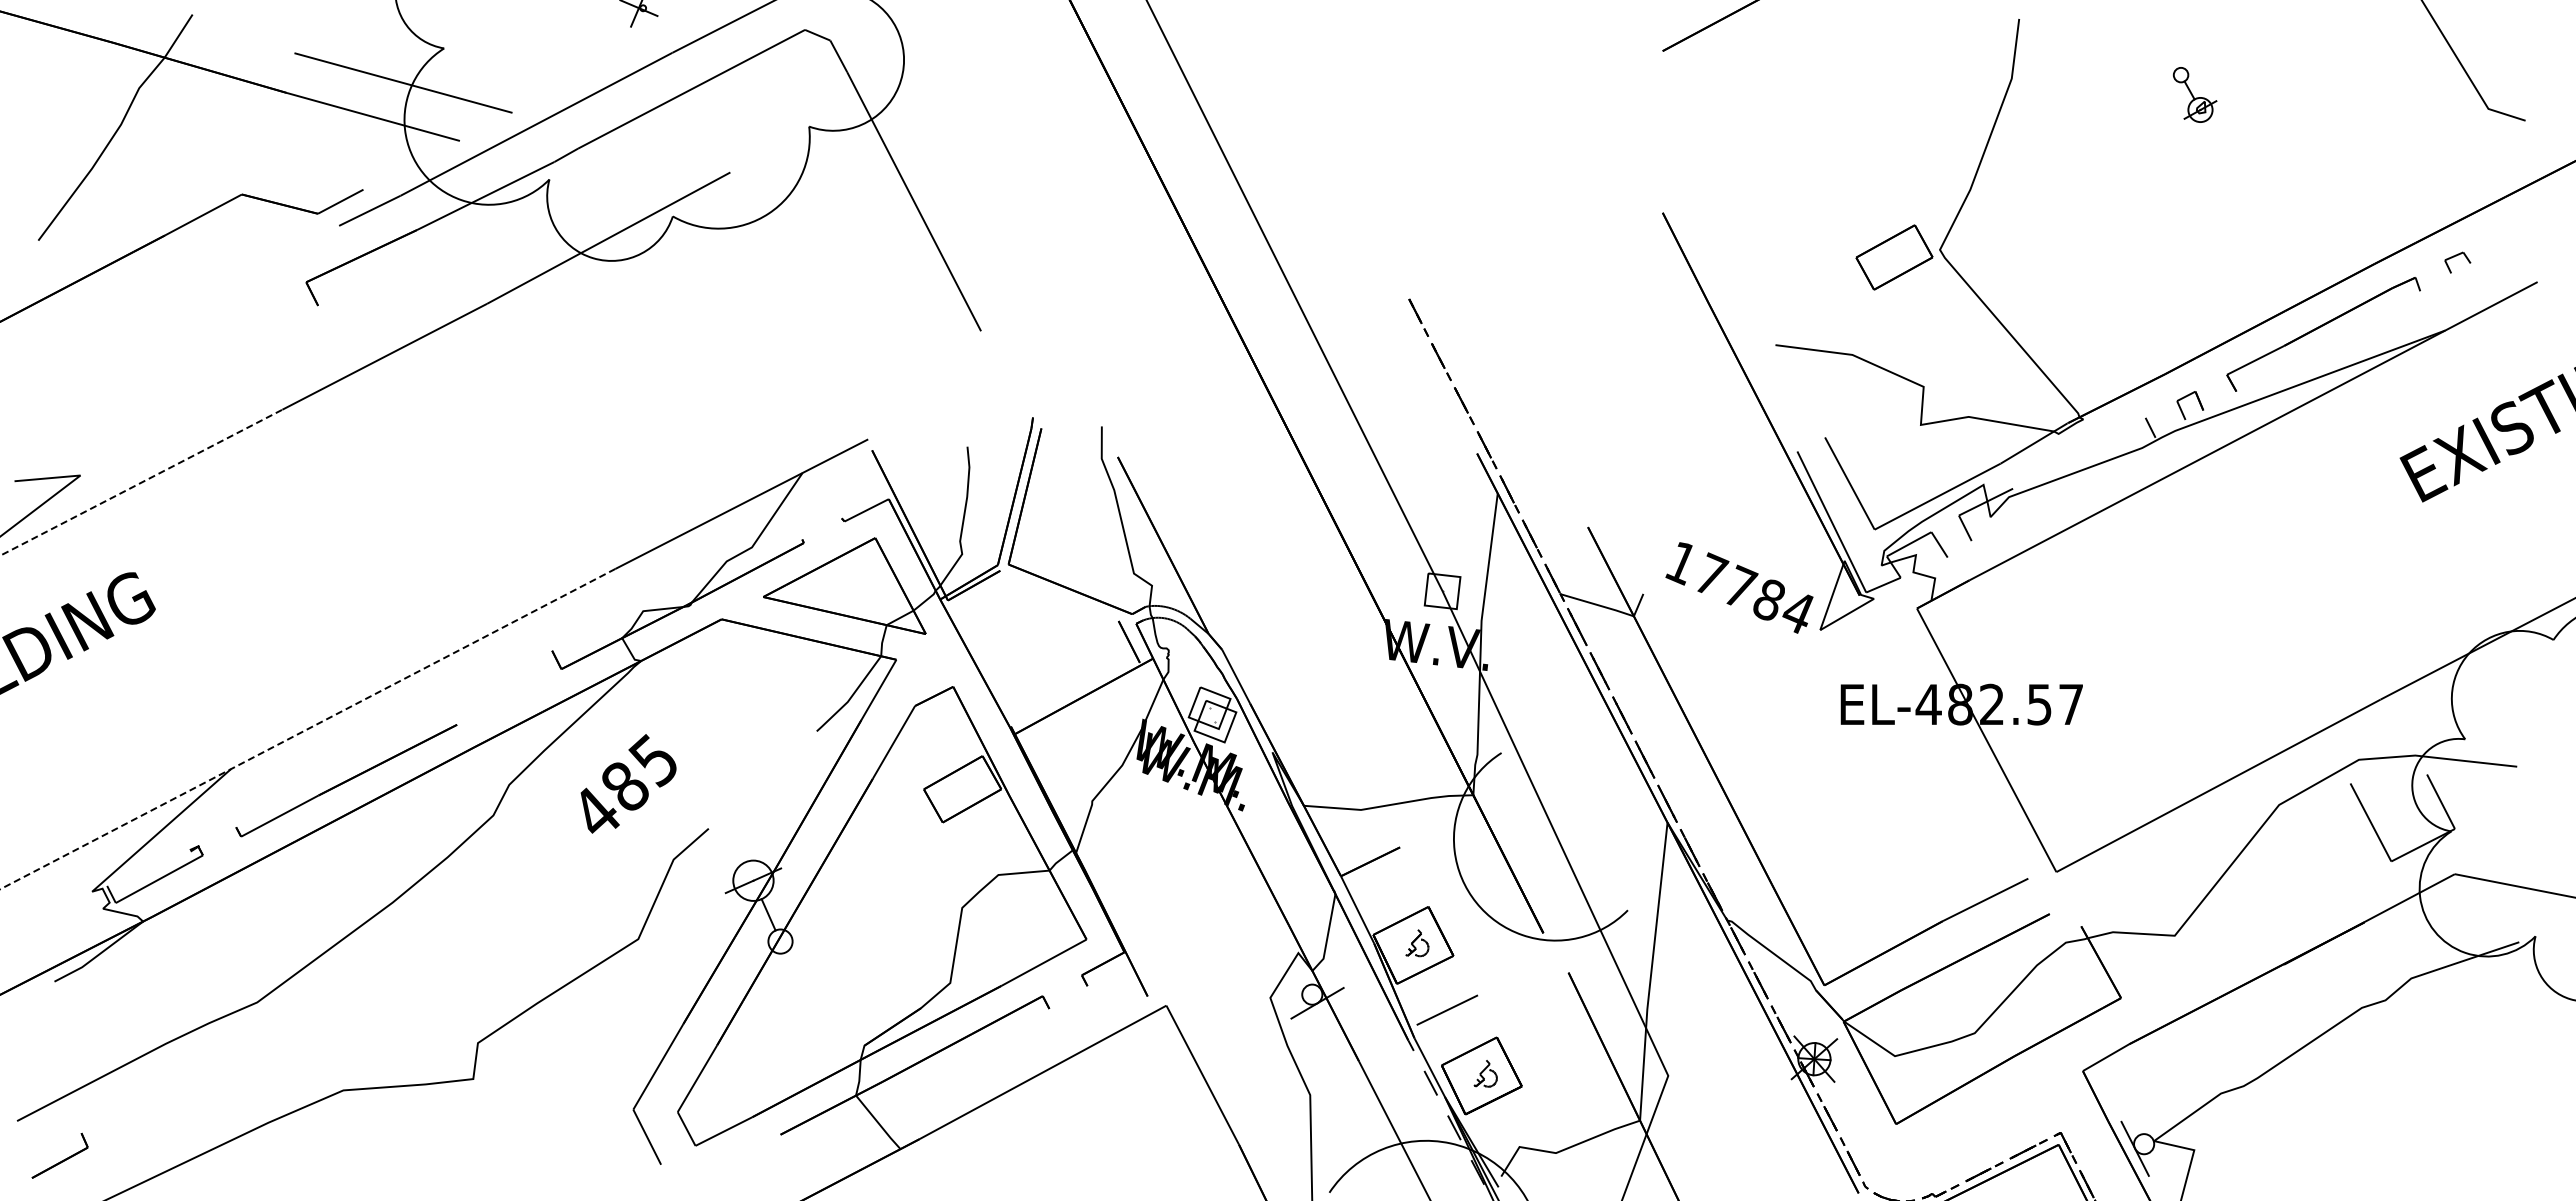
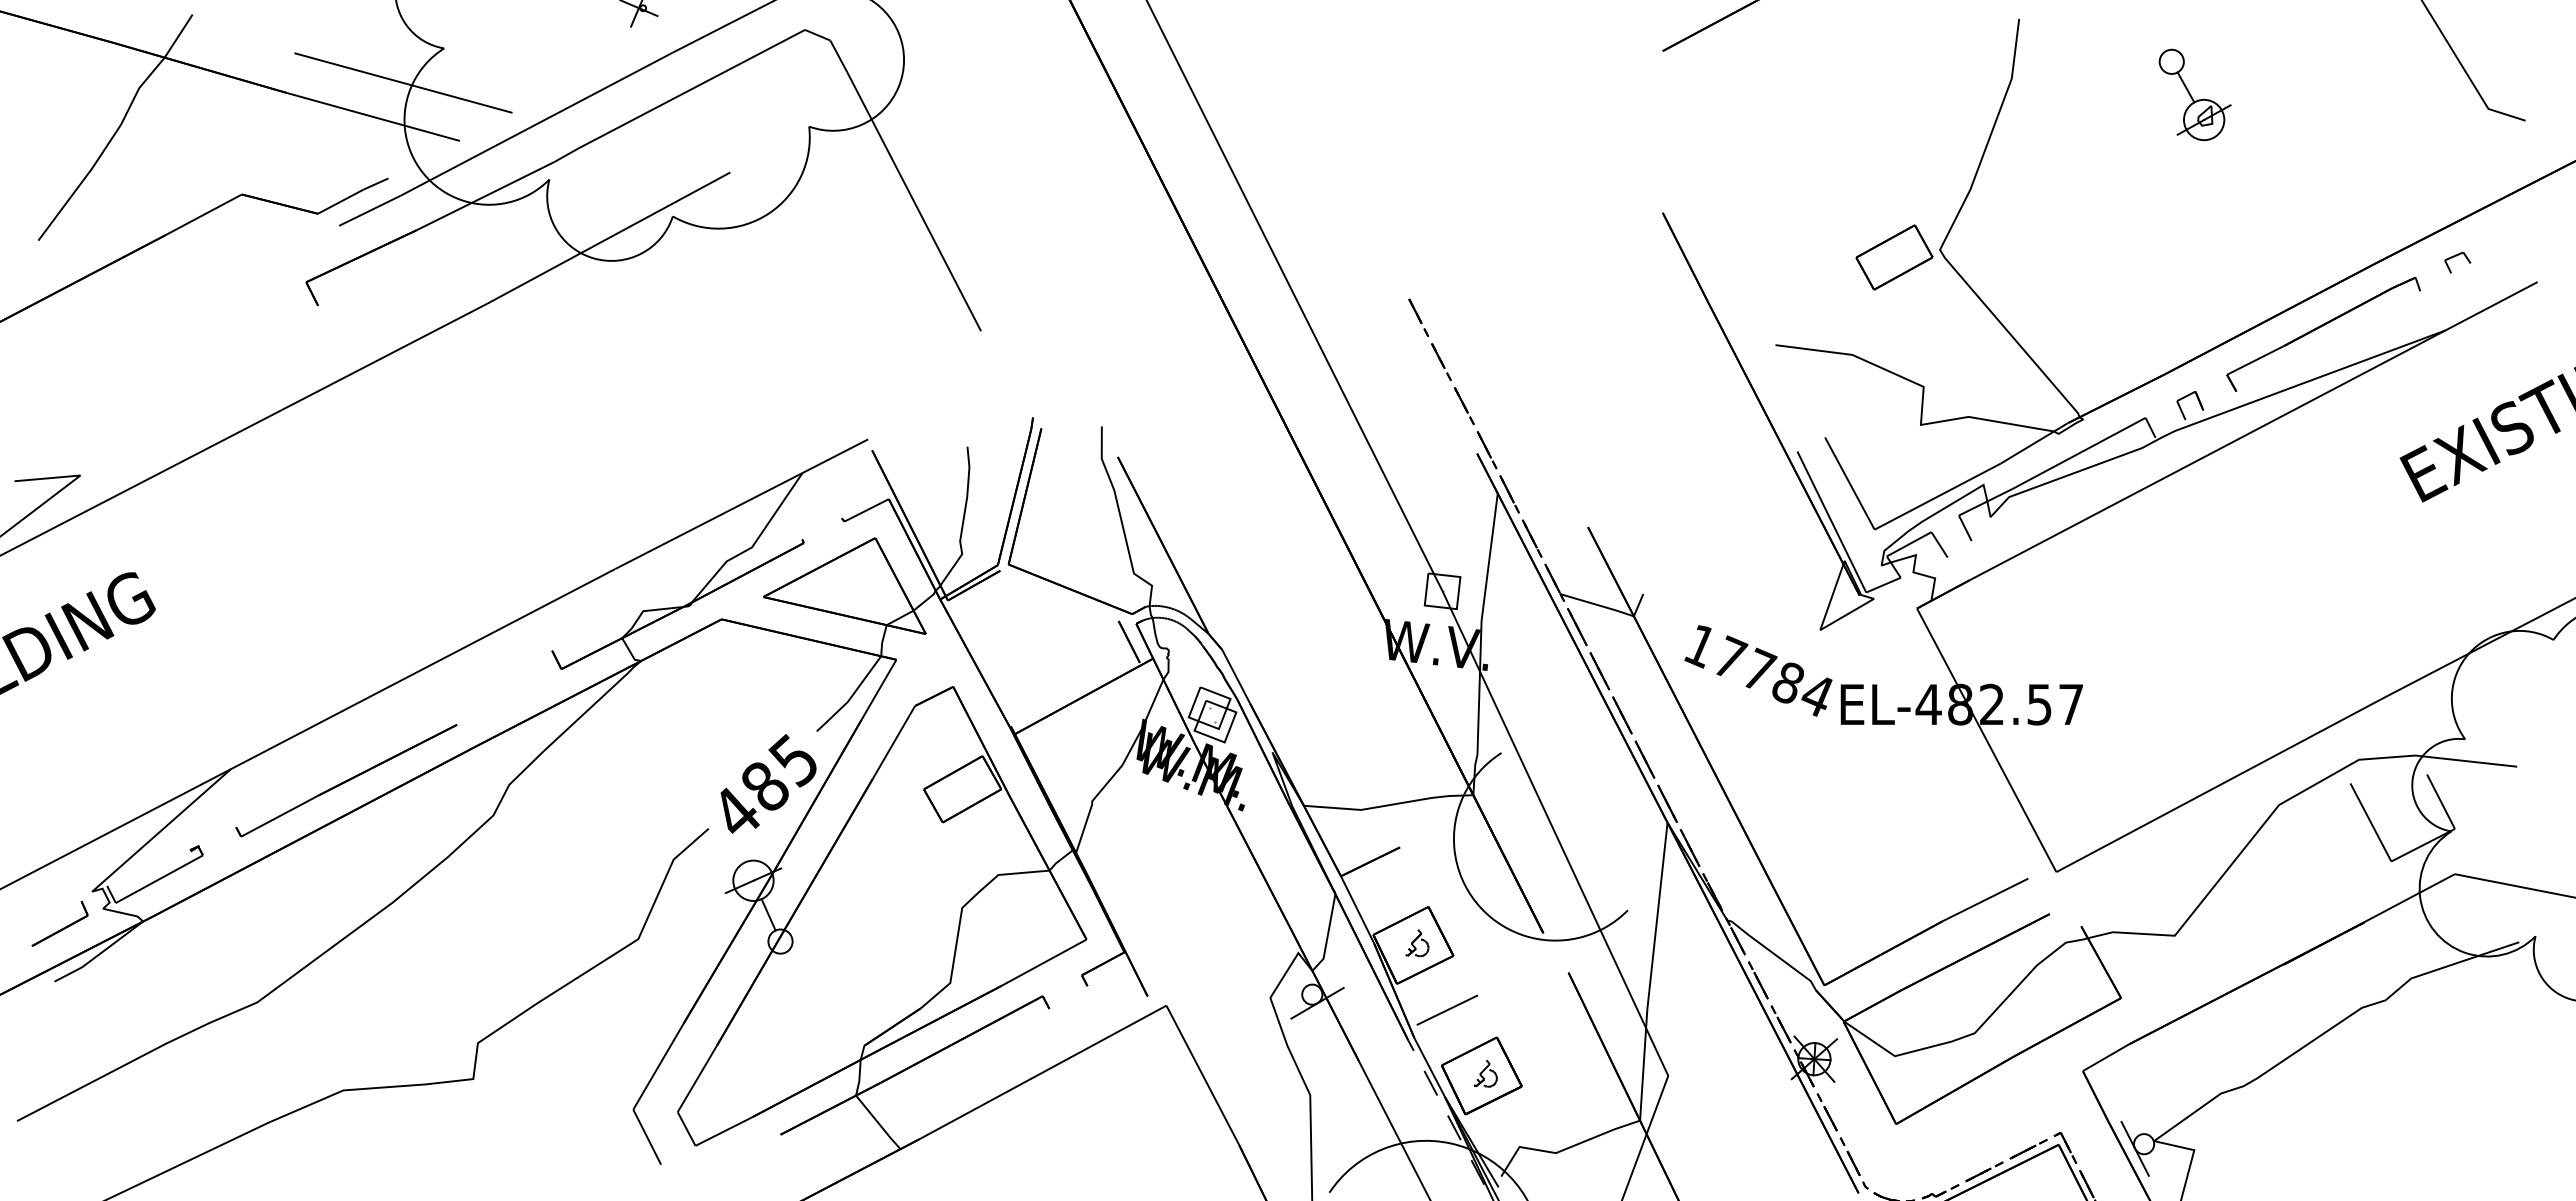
part size: 45x56 px -> 74x94 px (2194, 94)
line: none -> present (375, 183)
line: none -> present (2079, 452)
line: dashed -> solid (141, 482)
text position: (1739, 587) -> (1758, 670) (1758, 670)
line: dashed -> solid (307, 729)
text position: (628, 783) -> (768, 783) (768, 783)
part position: (59, 1155) -> (59, 923) (59, 923)
